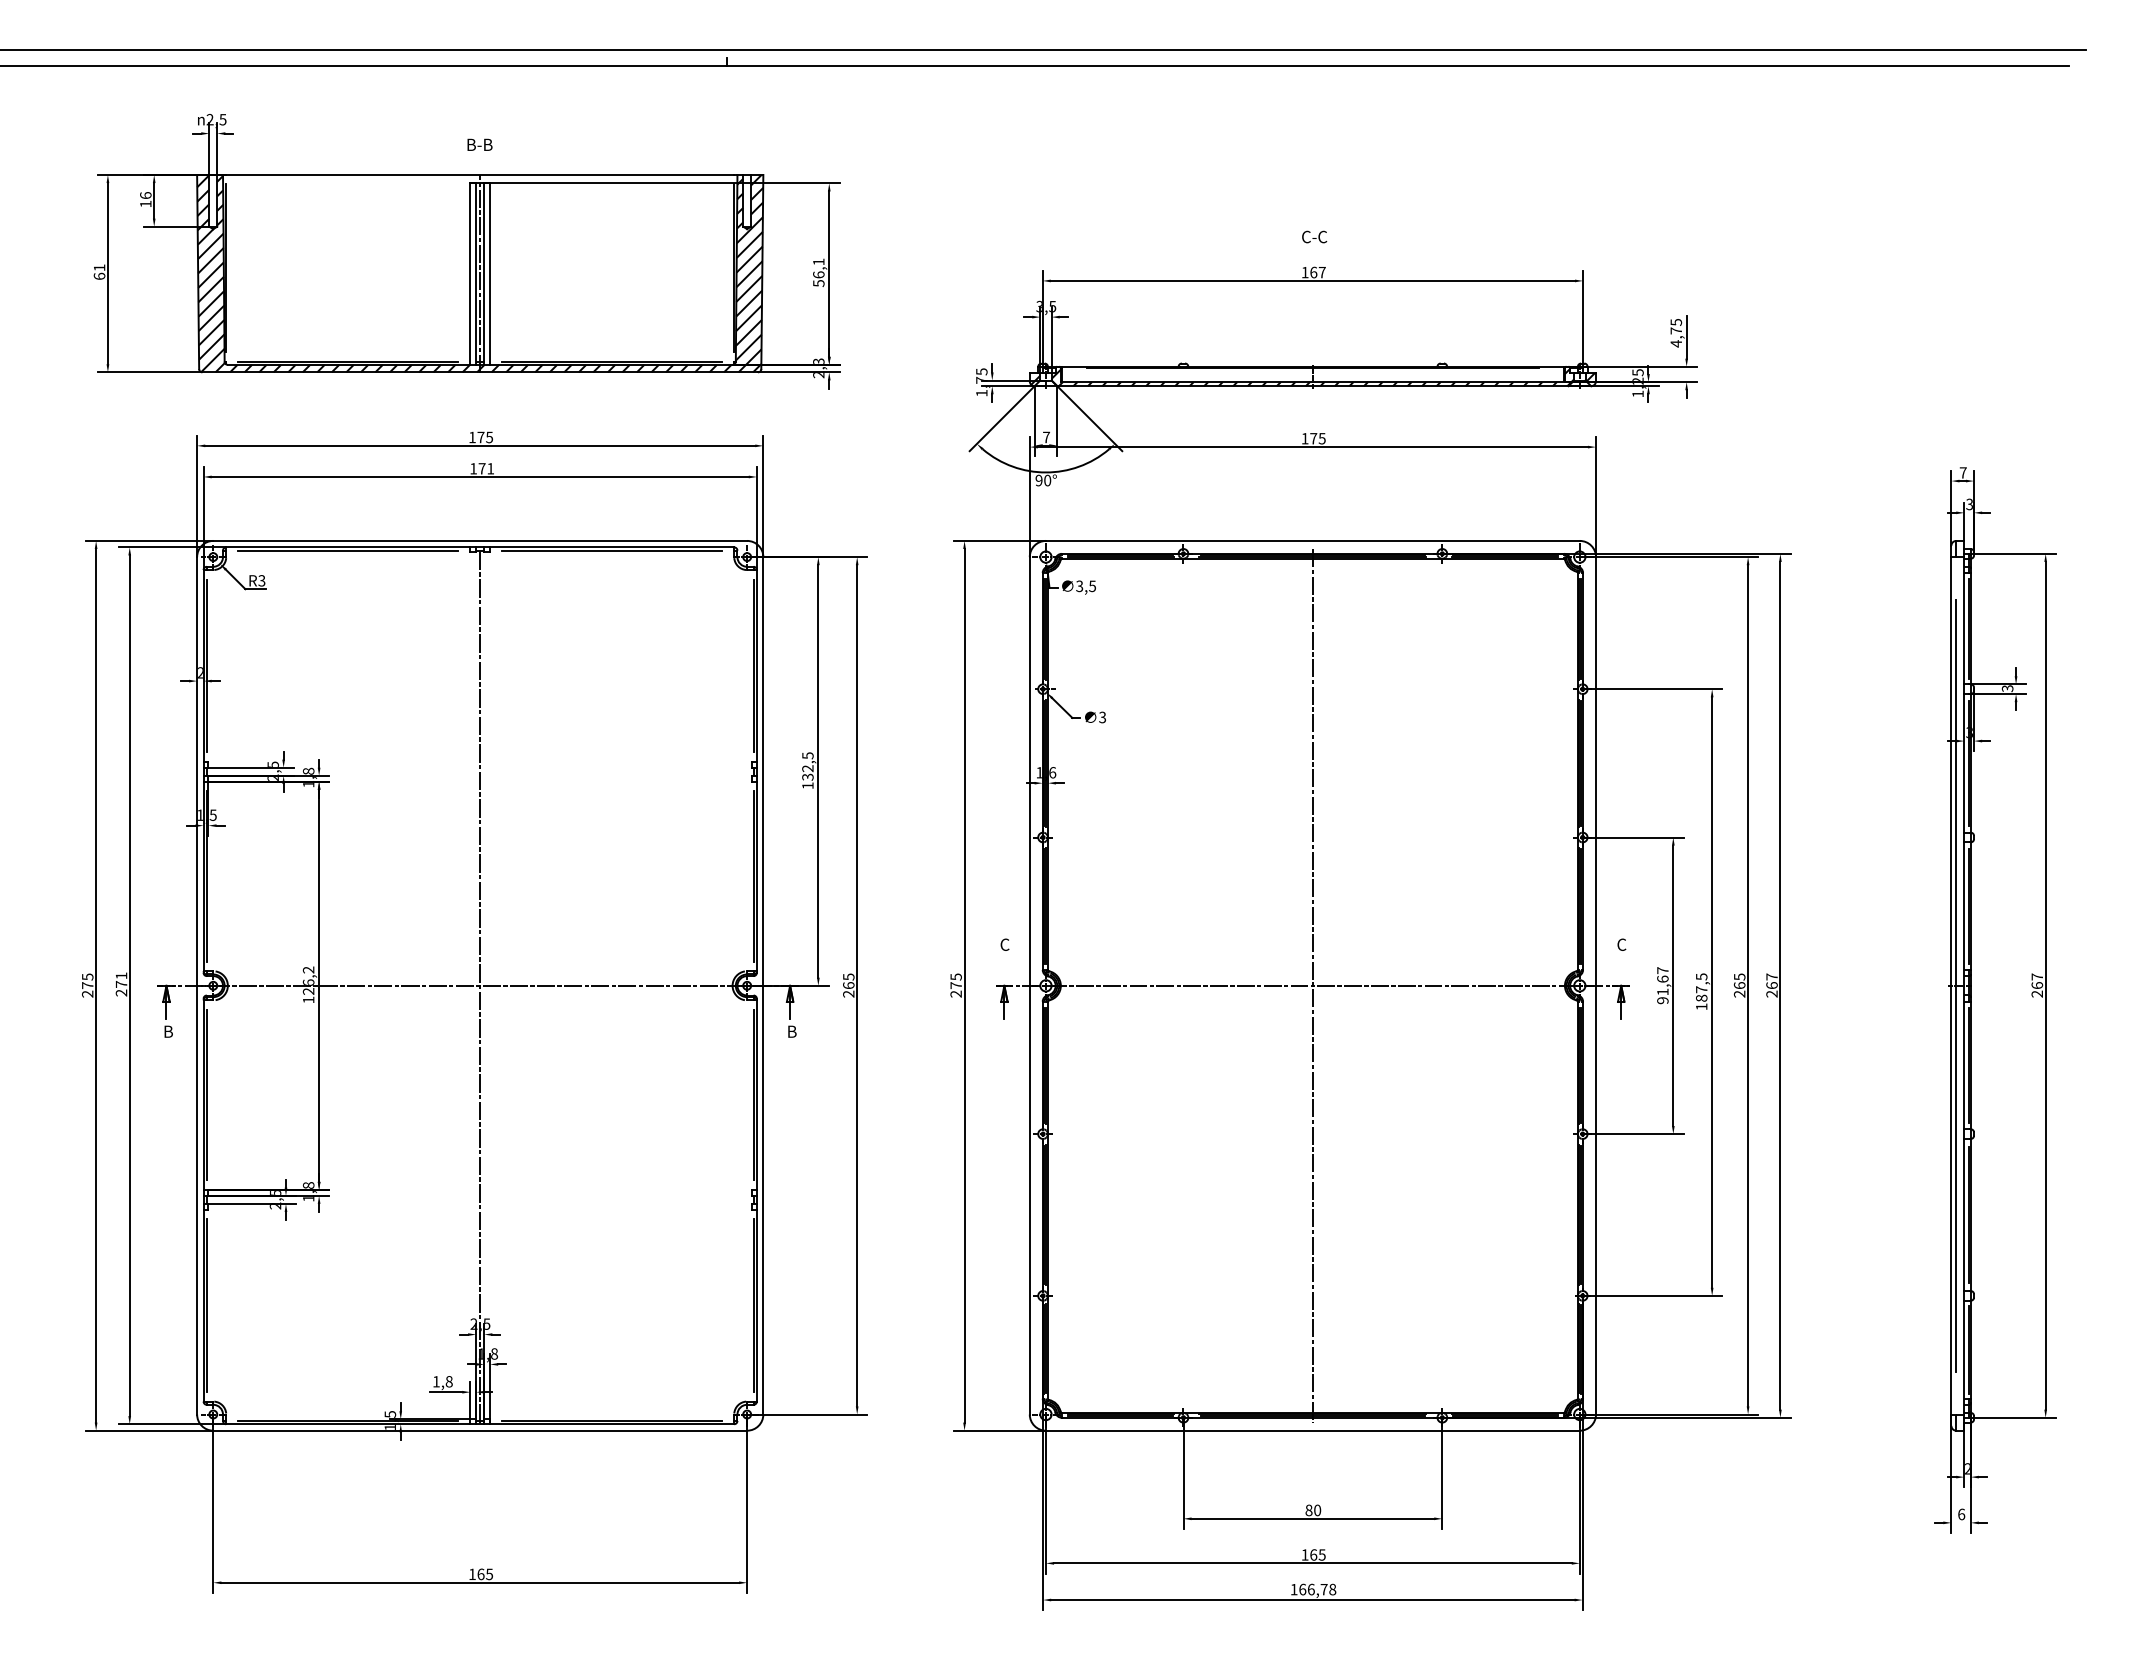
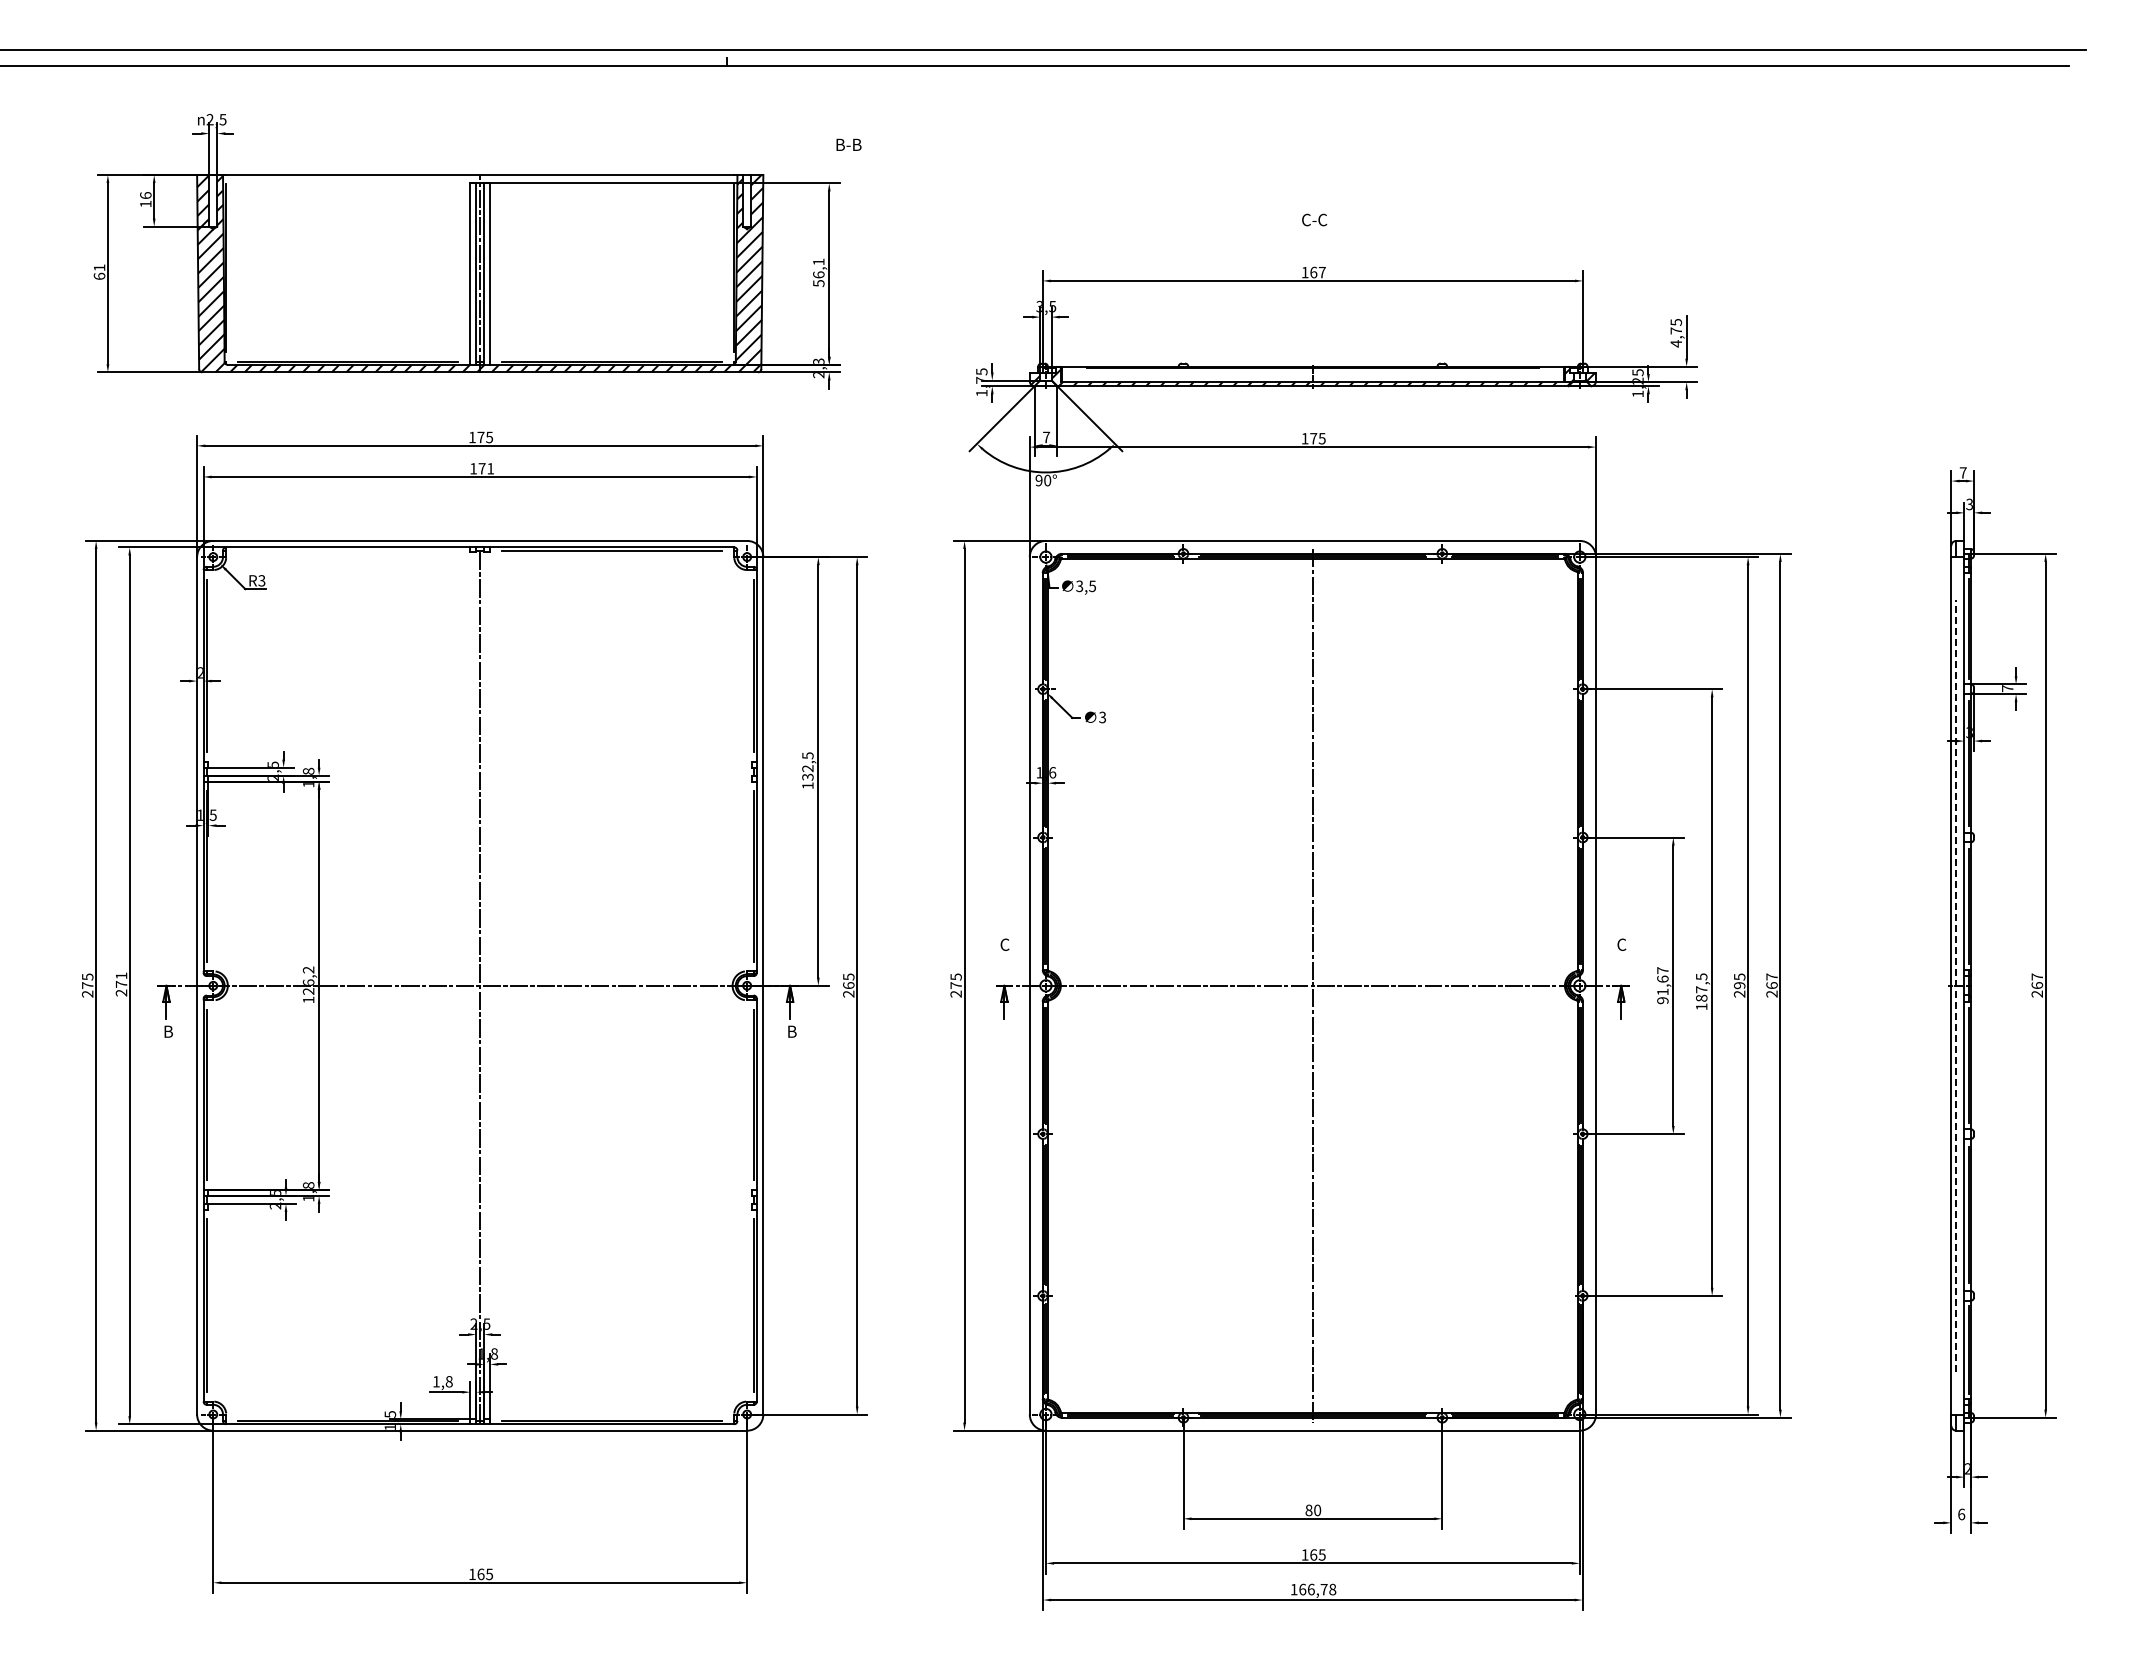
text position: (479, 144) -> (848, 144) (848, 144)
text position: (1314, 236) -> (1314, 219) (1314, 219)
line: present -> none (348, 550)
text: 3 -> 7 (2007, 688)
text: 265 -> 295 (1739, 985)
line: solid -> dashed (1956, 985)
